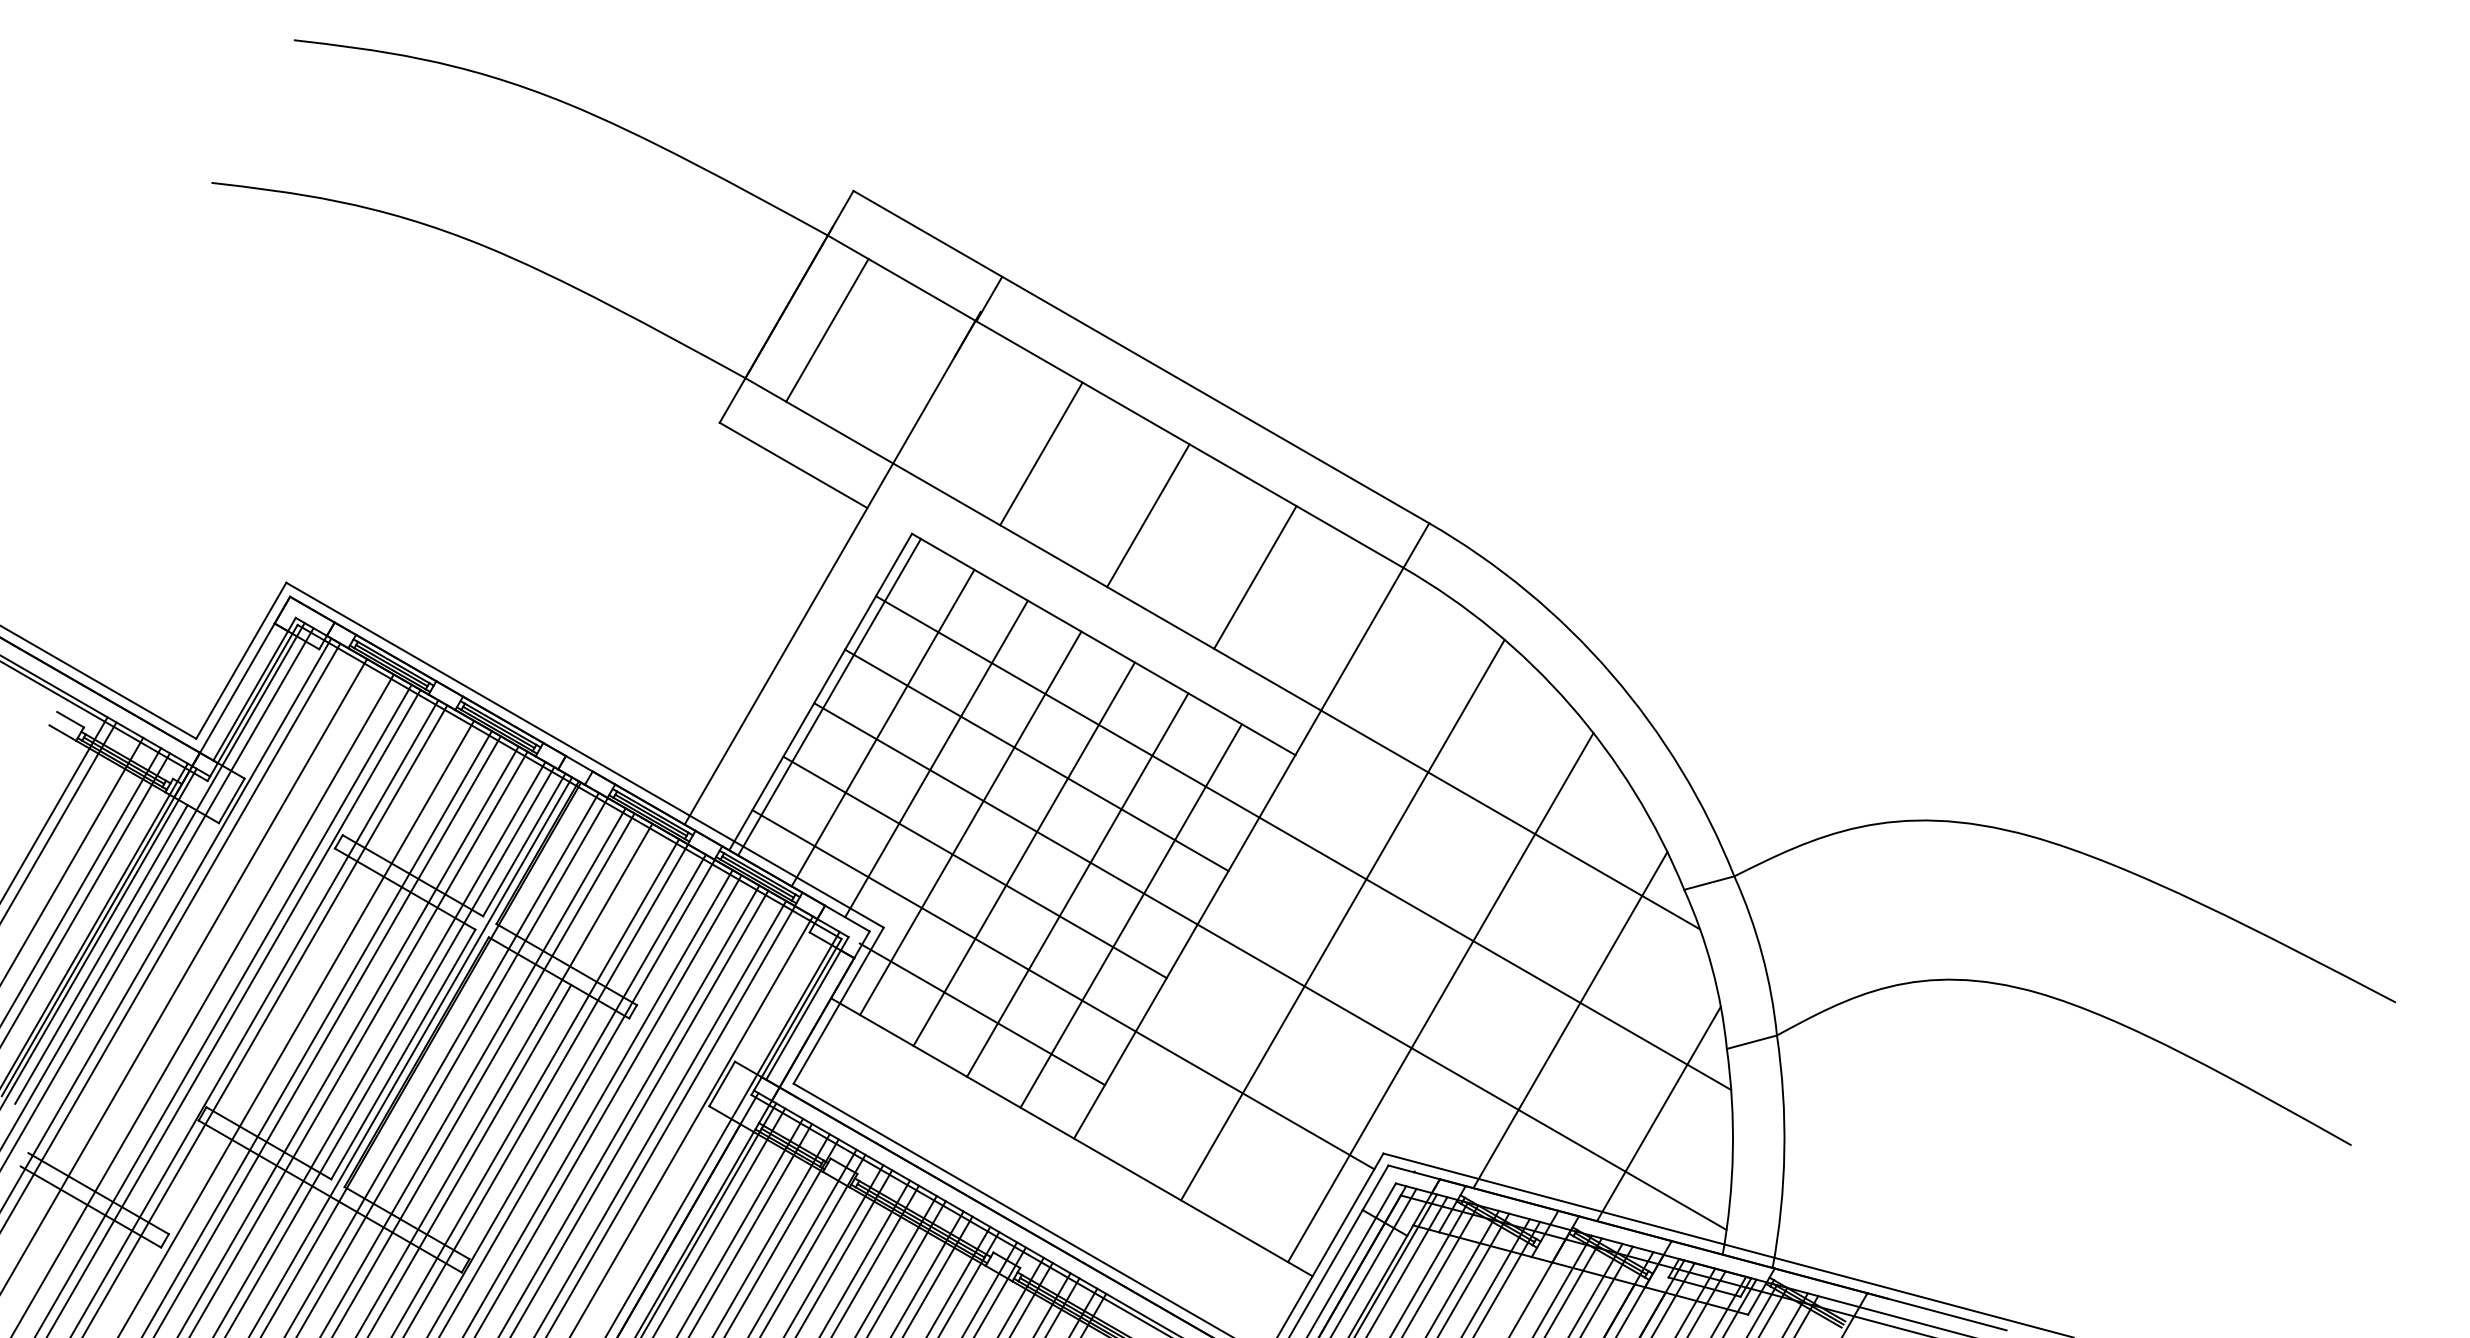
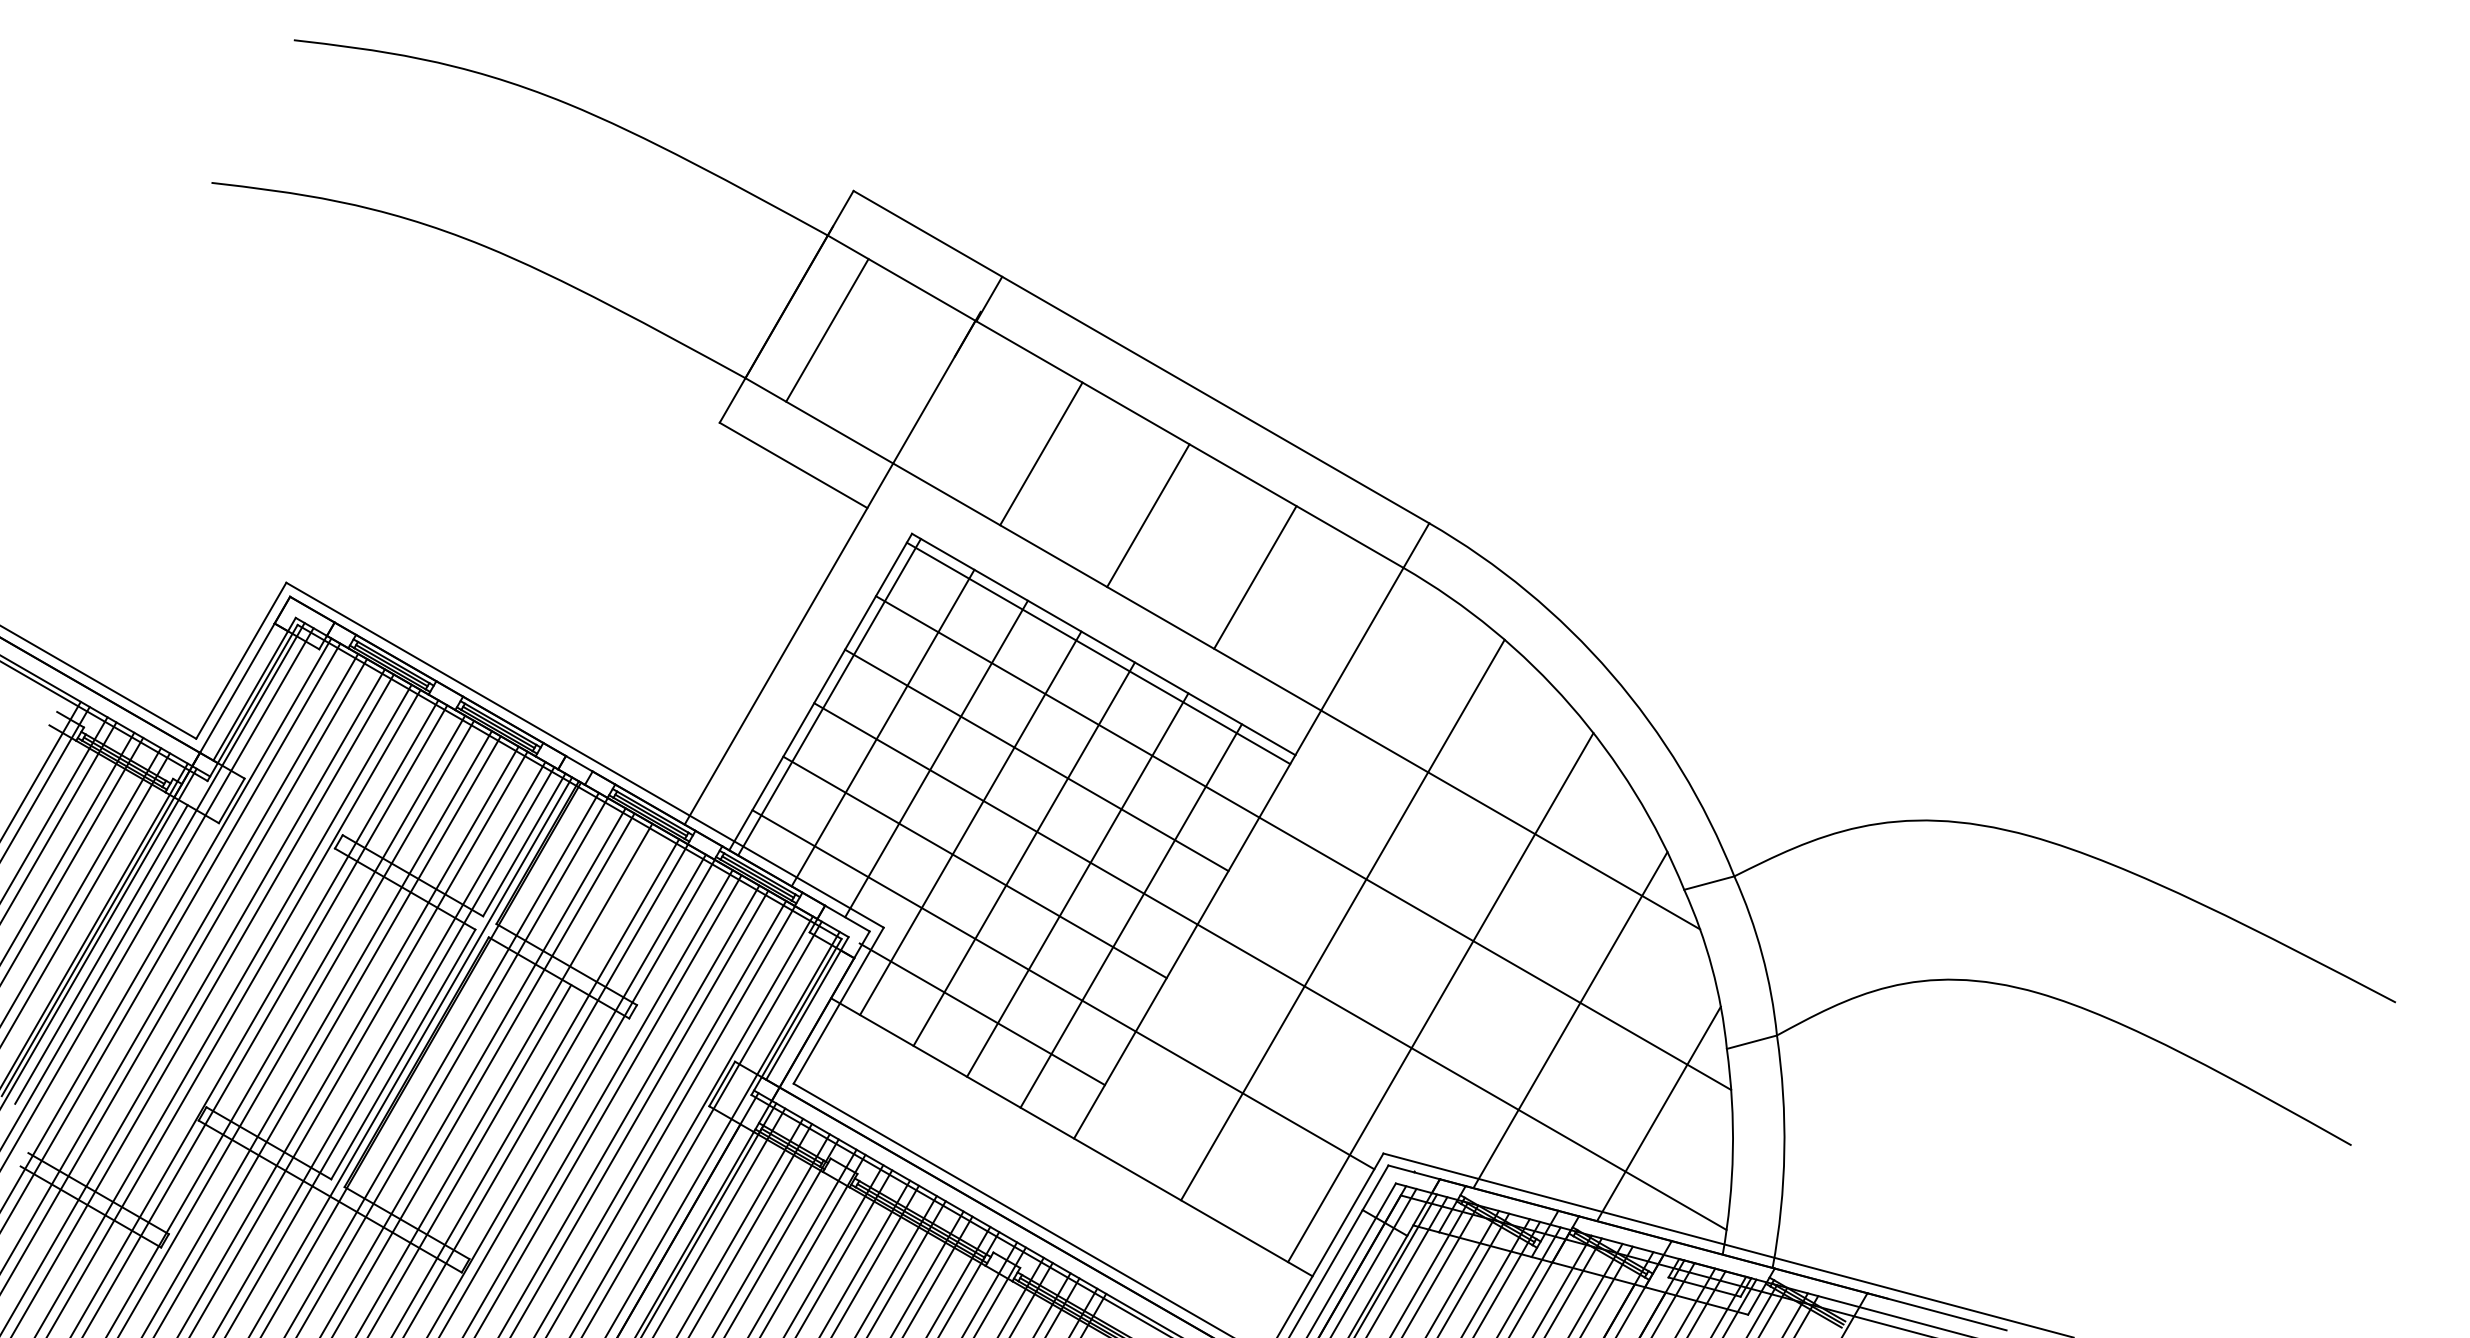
line: none -> present (1098, 653)
line: none -> present (41, 769)
line: none -> present (45, 782)
line: none -> present (68, 846)
line: none -> present (180, 961)
line: none -> present (193, 1000)
line: none -> present (286, 1024)
line: none -> present (702, 1127)
line: none -> present (1529, 1280)
